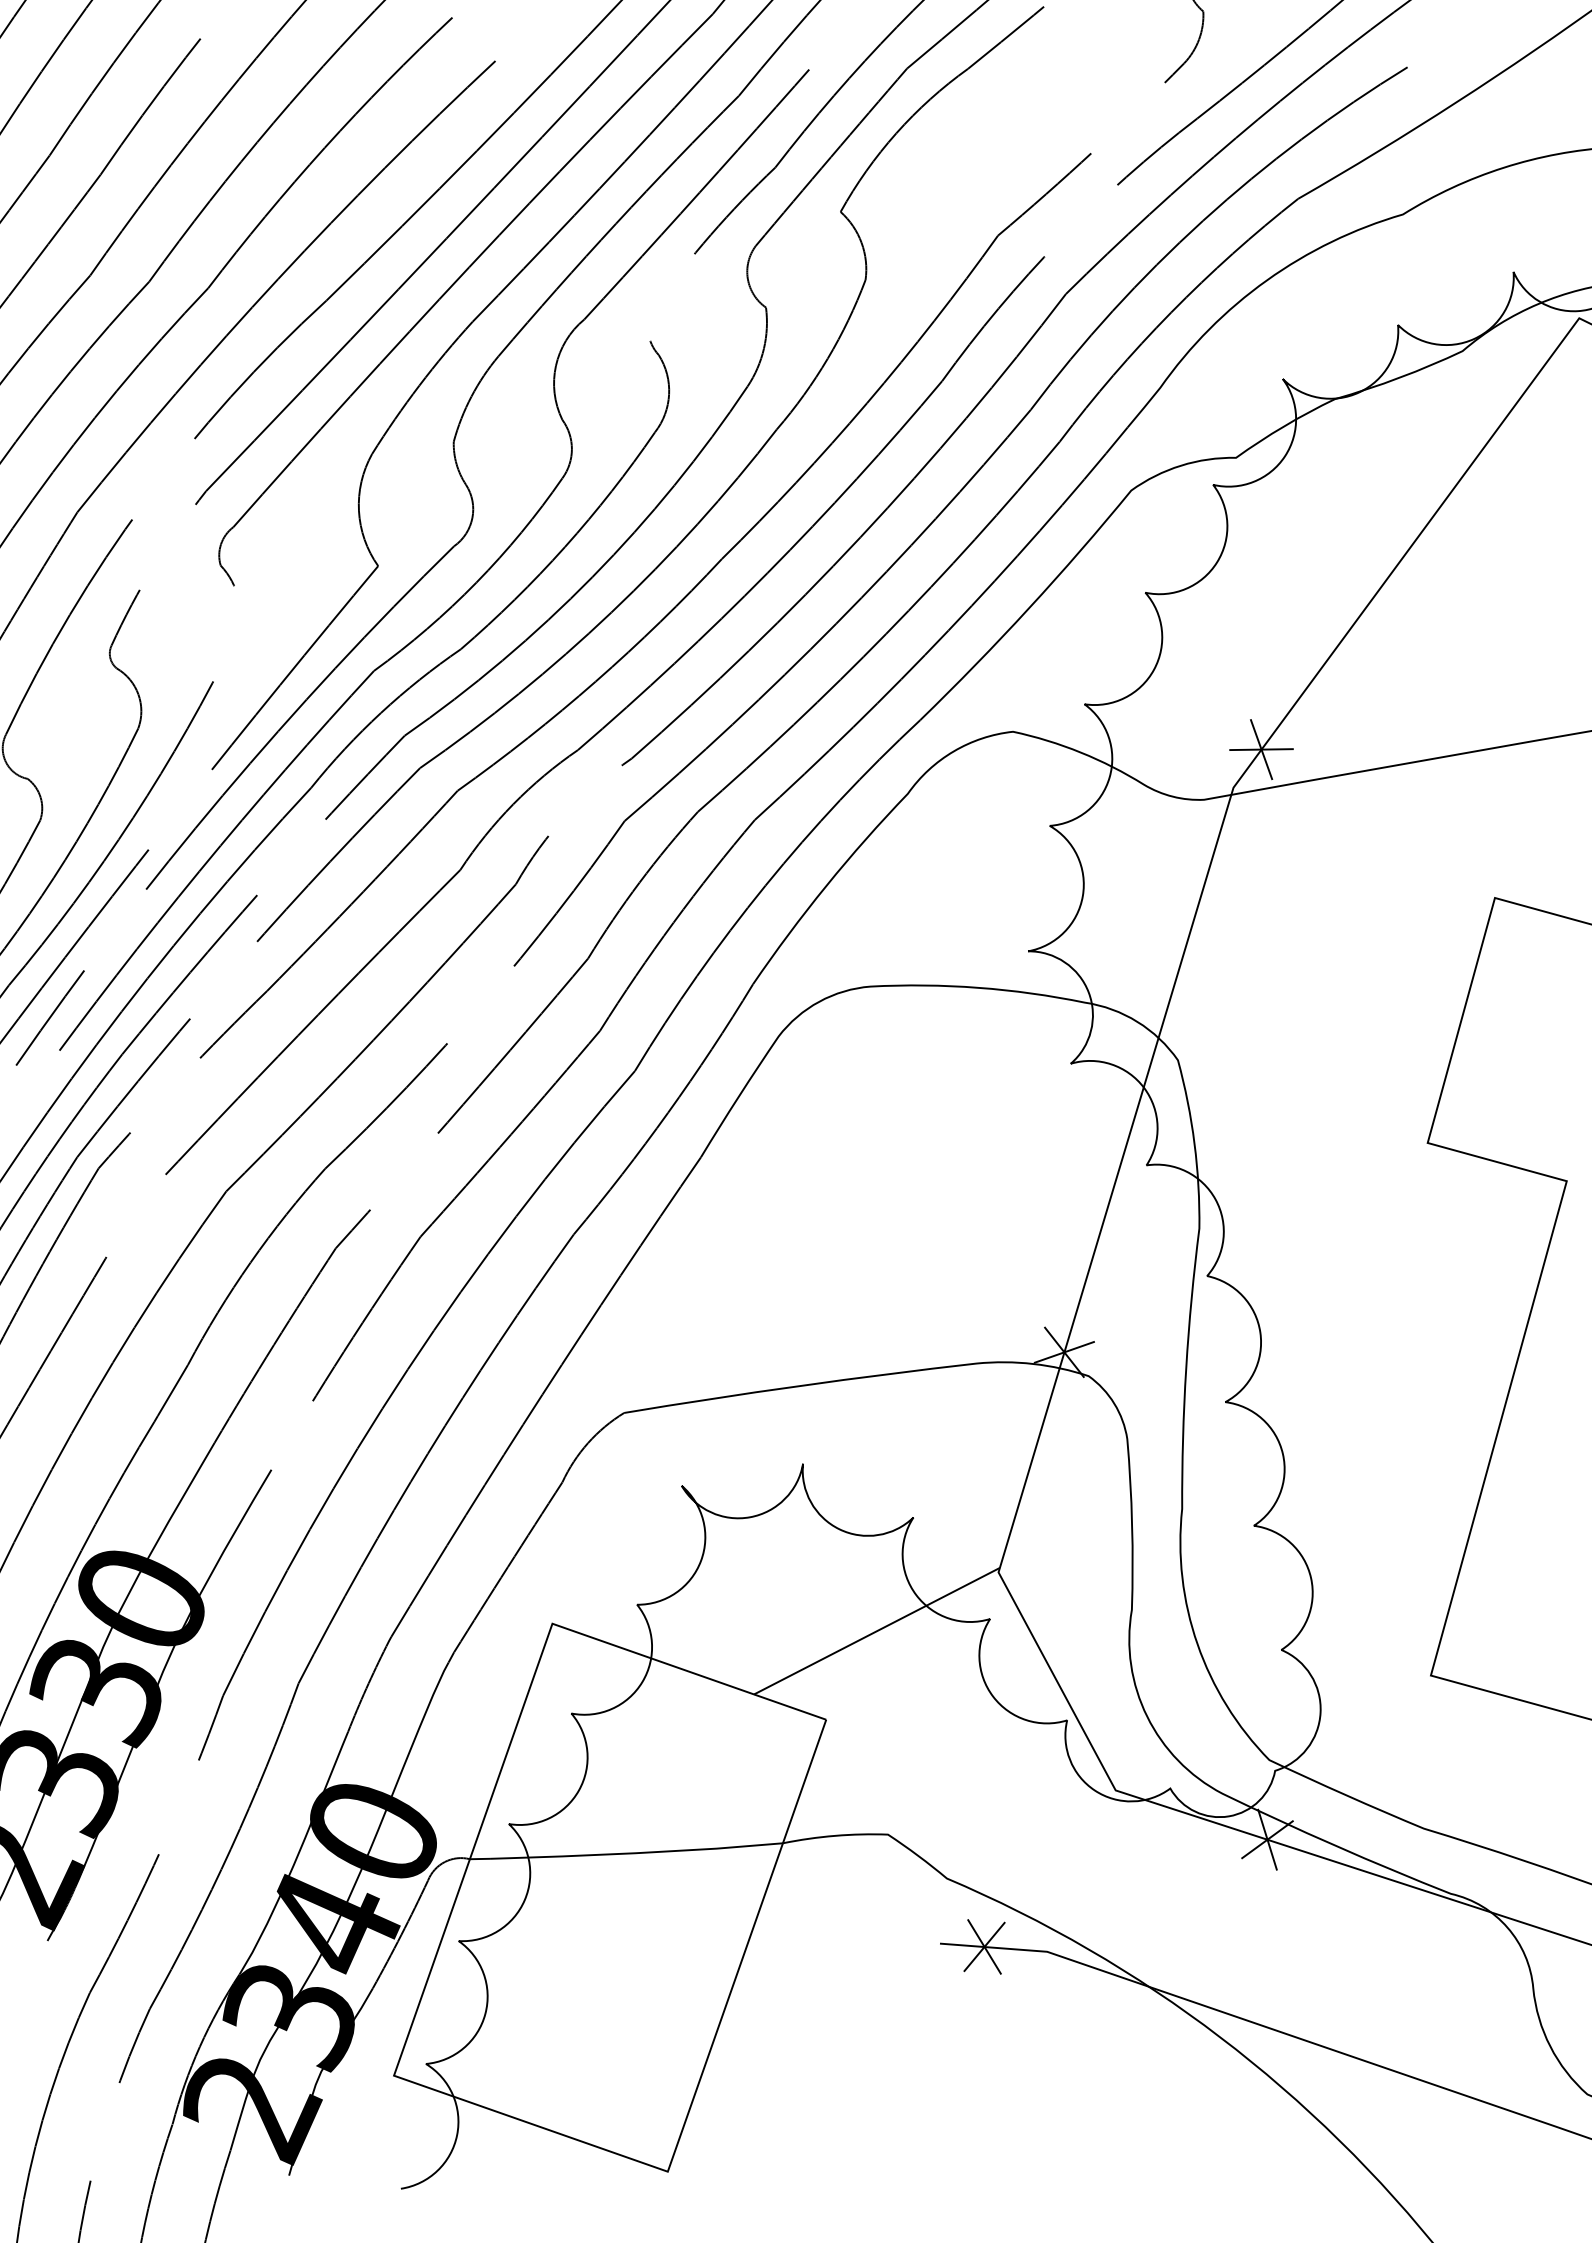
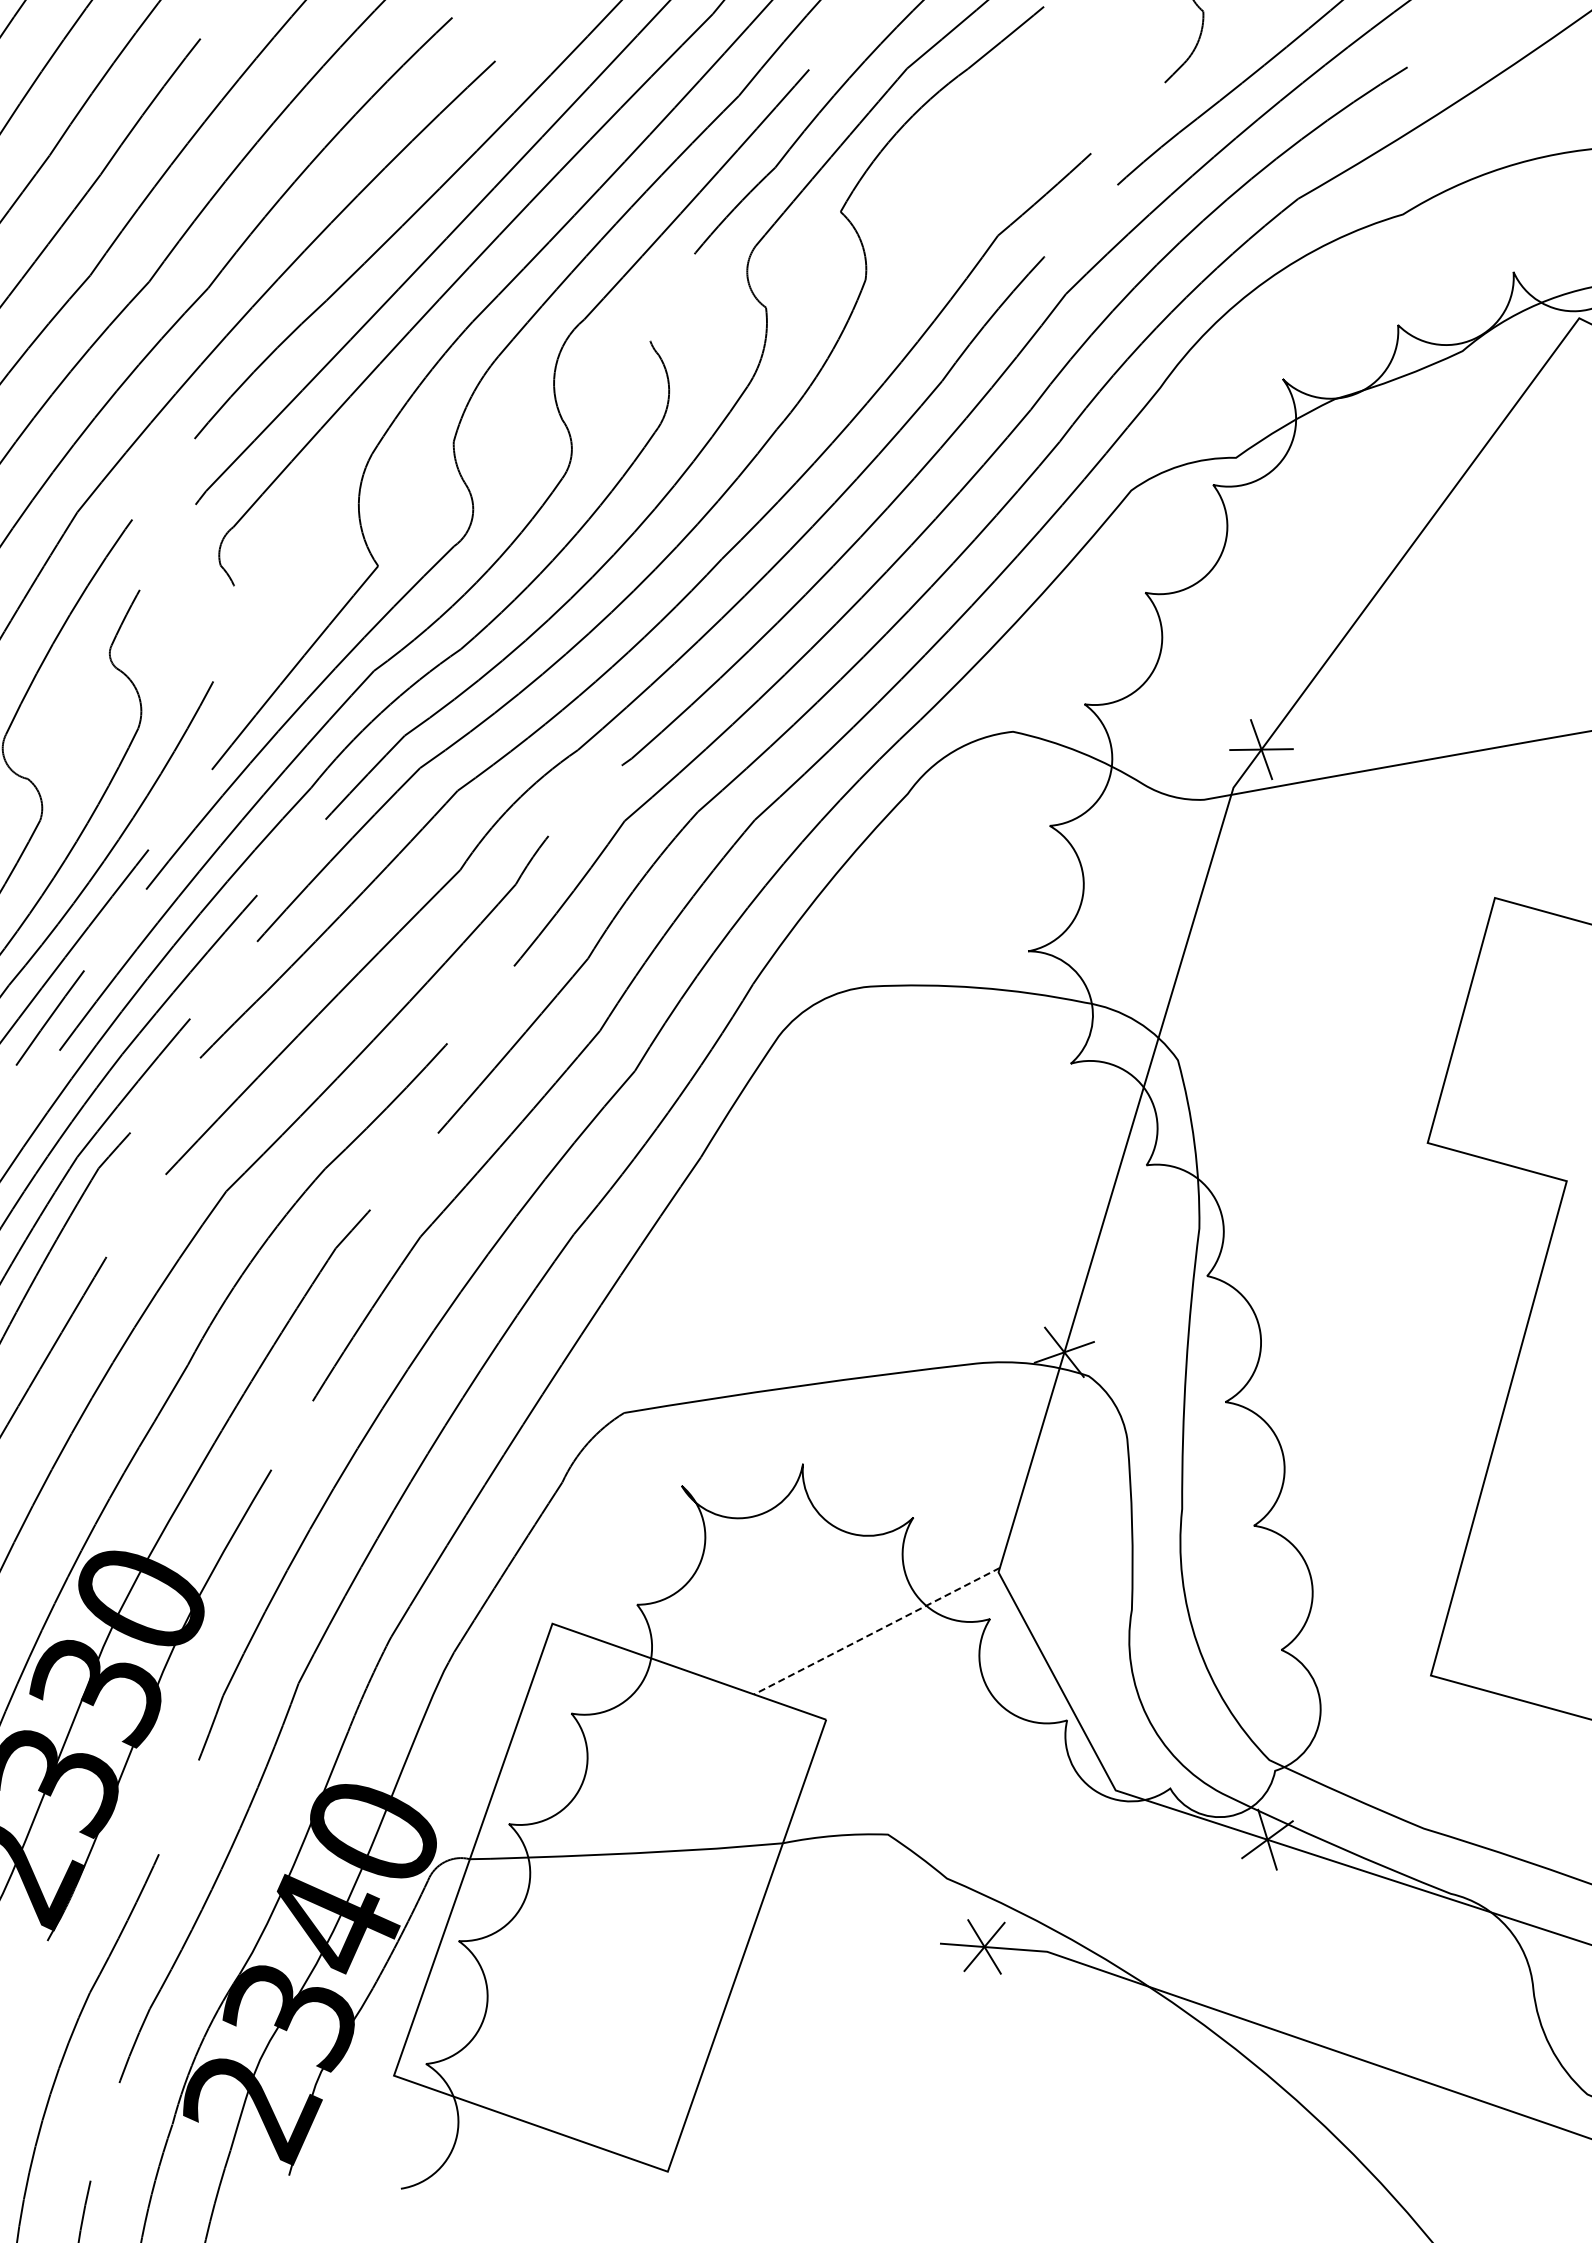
line: solid -> dashed (876, 1631)
